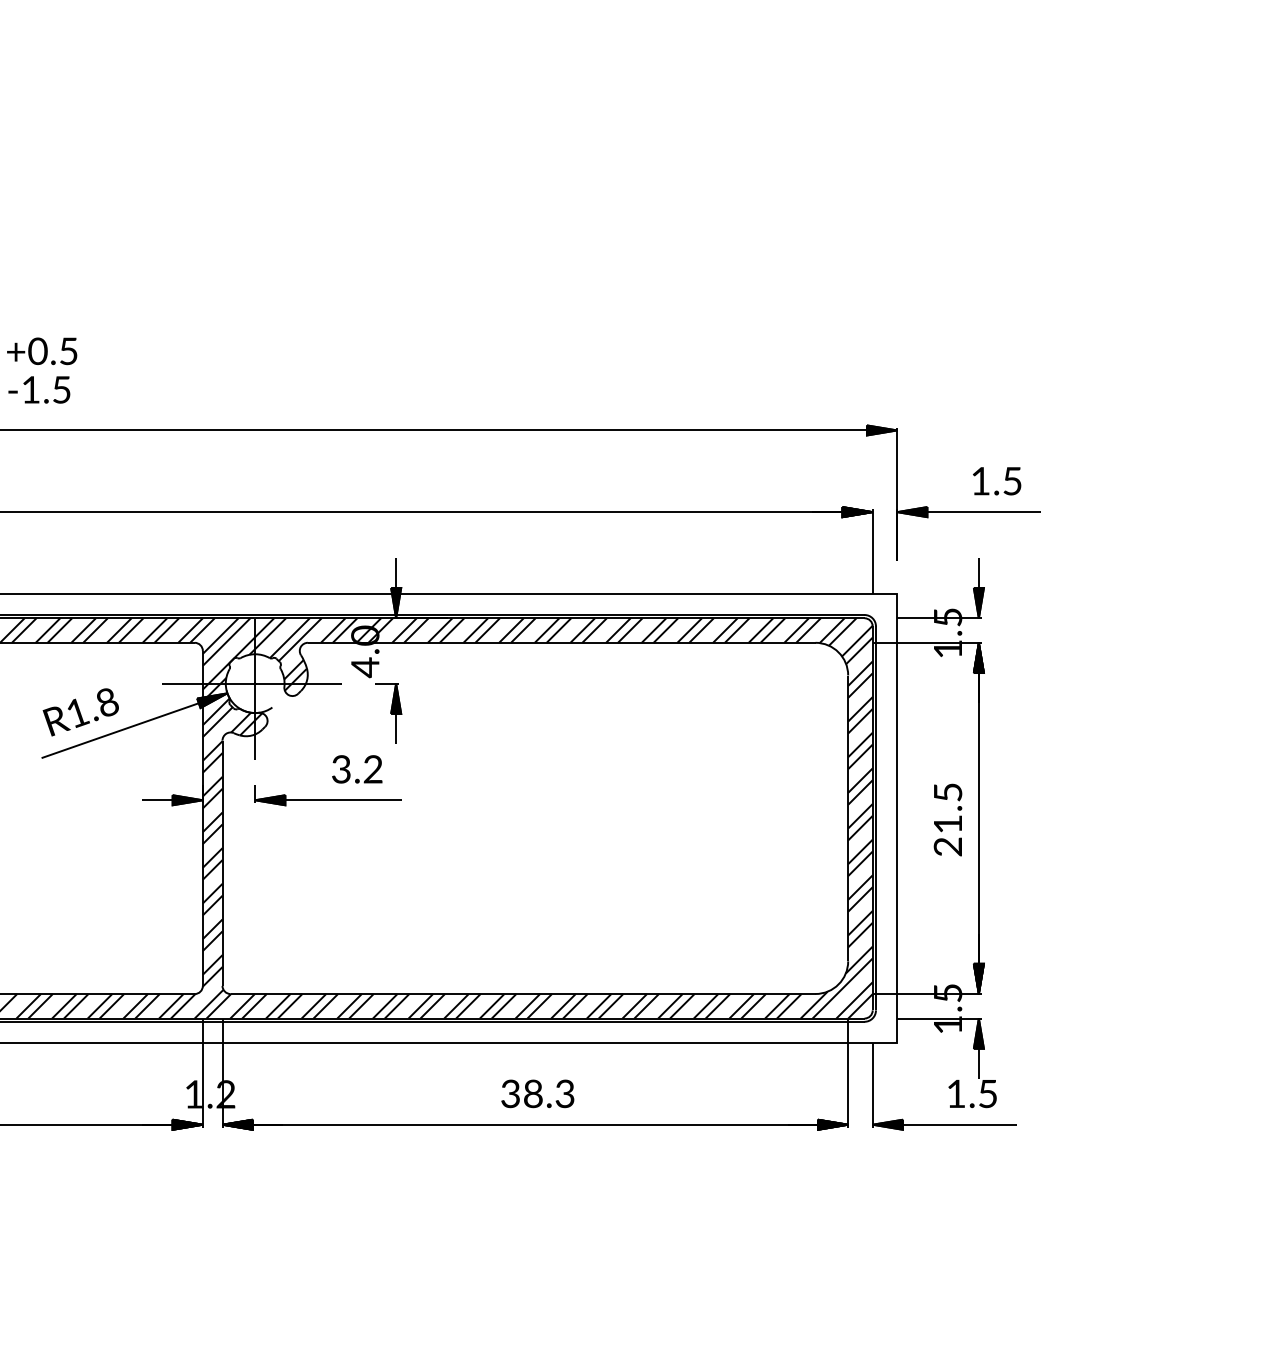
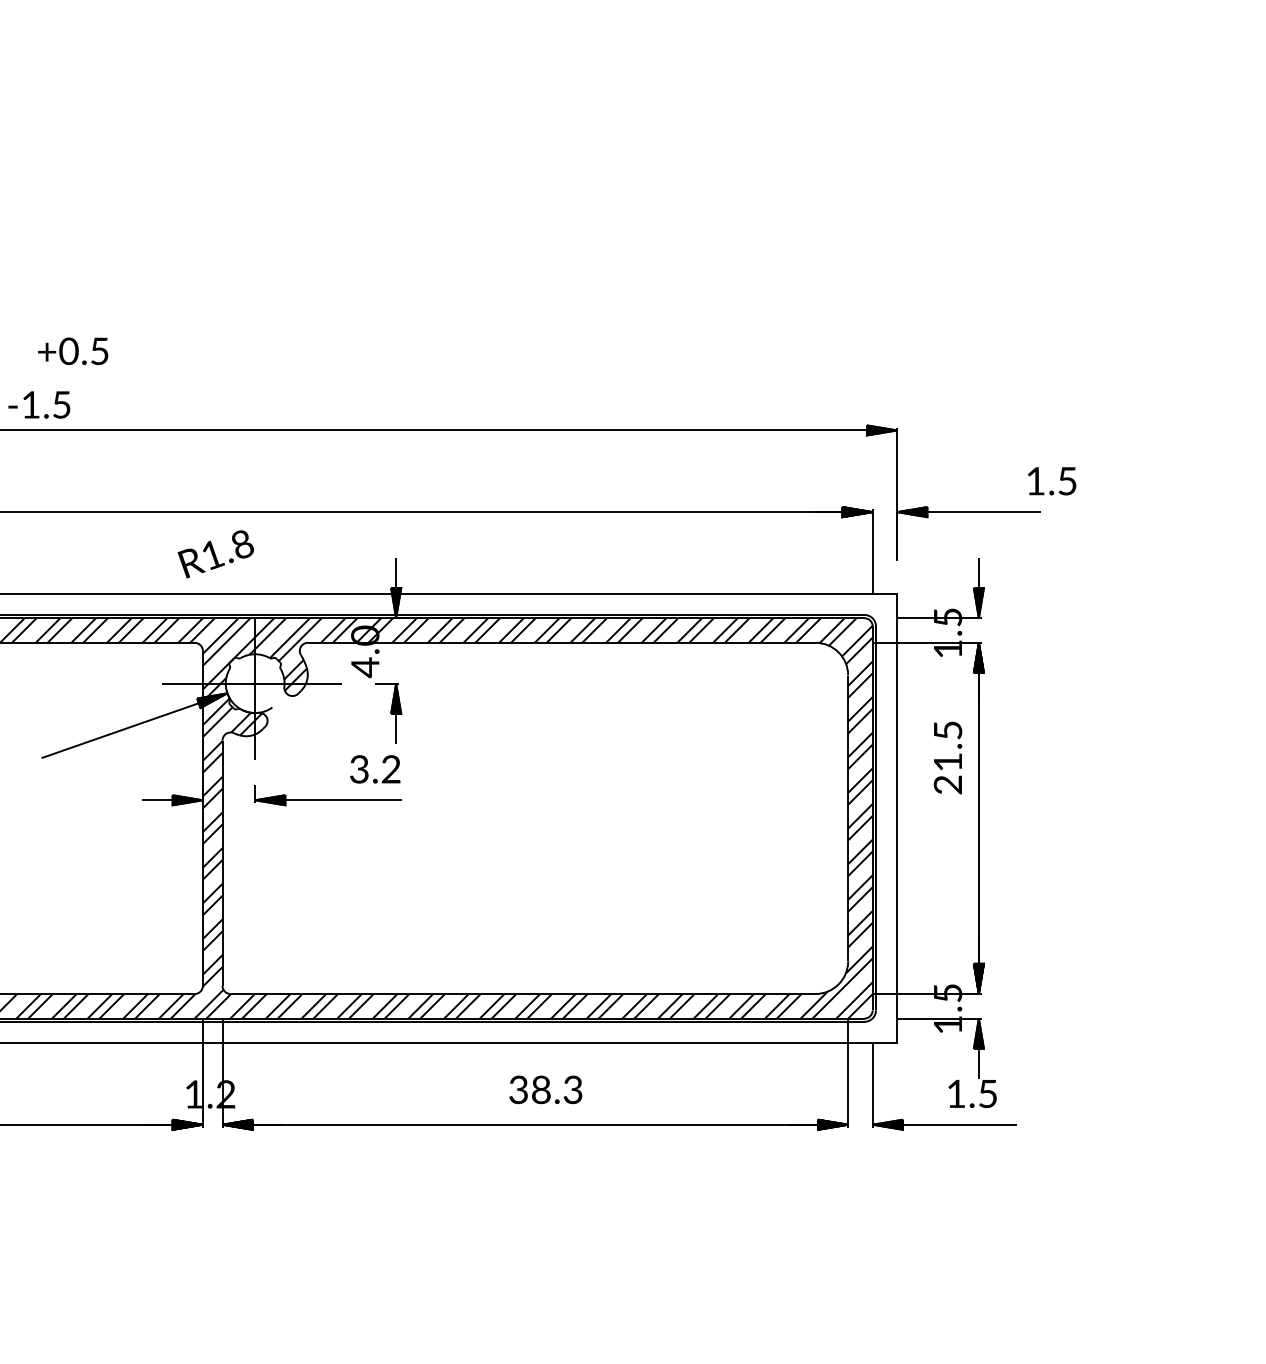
text position: (42, 351) -> (73, 351) (73, 351)
text position: (39, 389) -> (39, 404) (39, 404)
text position: (997, 481) -> (1052, 481) (1052, 481)
text position: (80, 712) -> (215, 554) (215, 554)
text position: (357, 769) -> (375, 769) (375, 769)
text position: (947, 819) -> (947, 757) (947, 757)
text position: (537, 1093) -> (545, 1089) (545, 1089)
